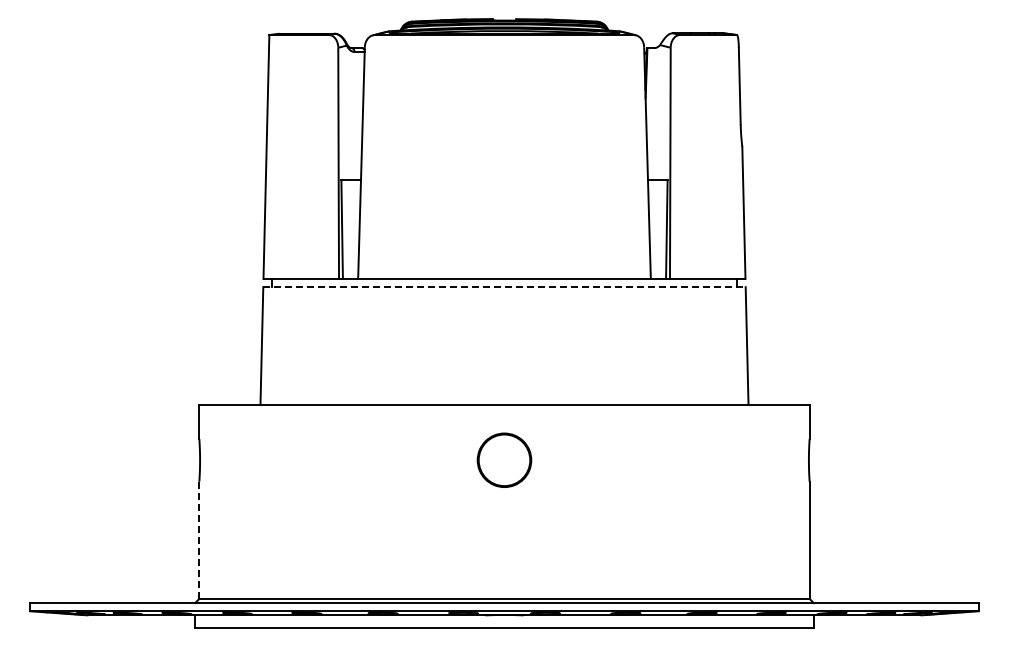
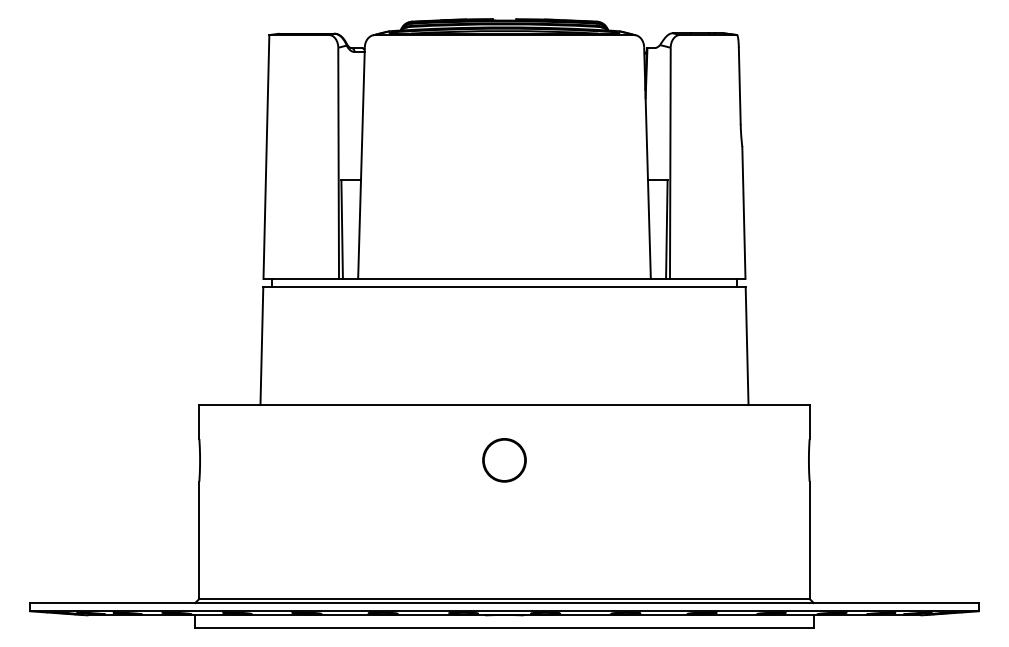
line: dashed -> solid (504, 287)
part size: 57x56 px -> 45x45 px (504, 460)
line: dashed -> solid (199, 540)
